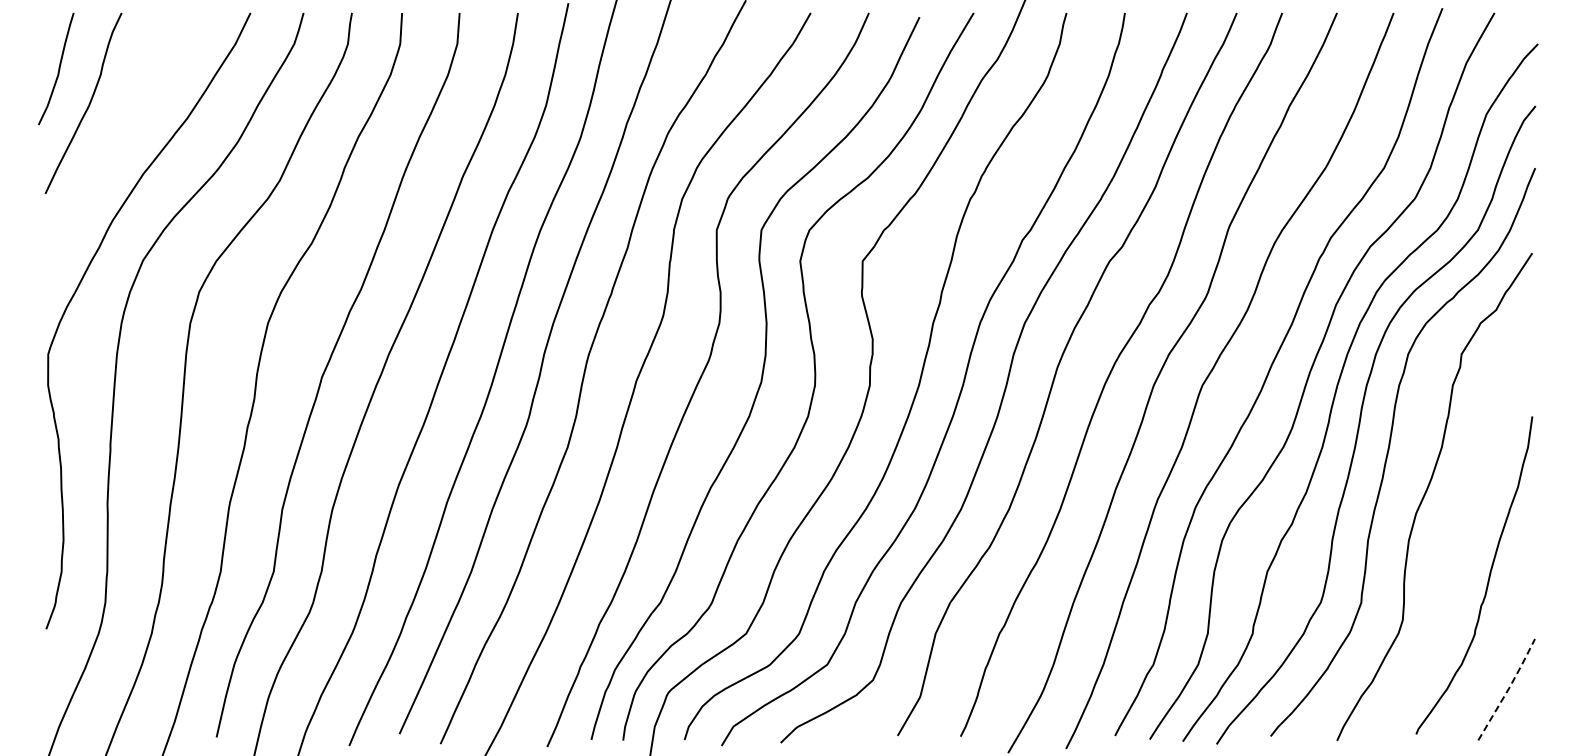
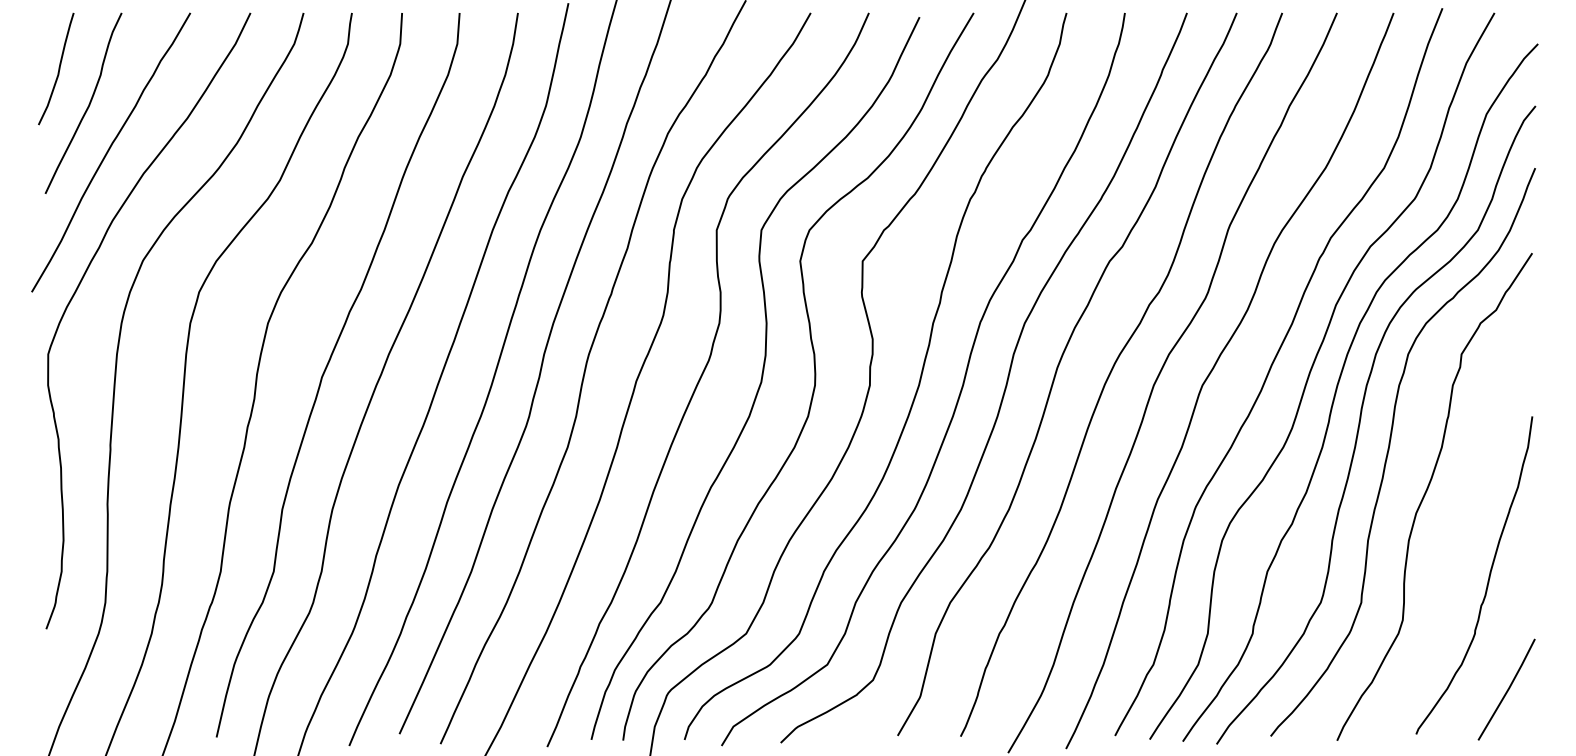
curve: none -> present (109, 150)
line: dashed -> solid (1508, 688)
